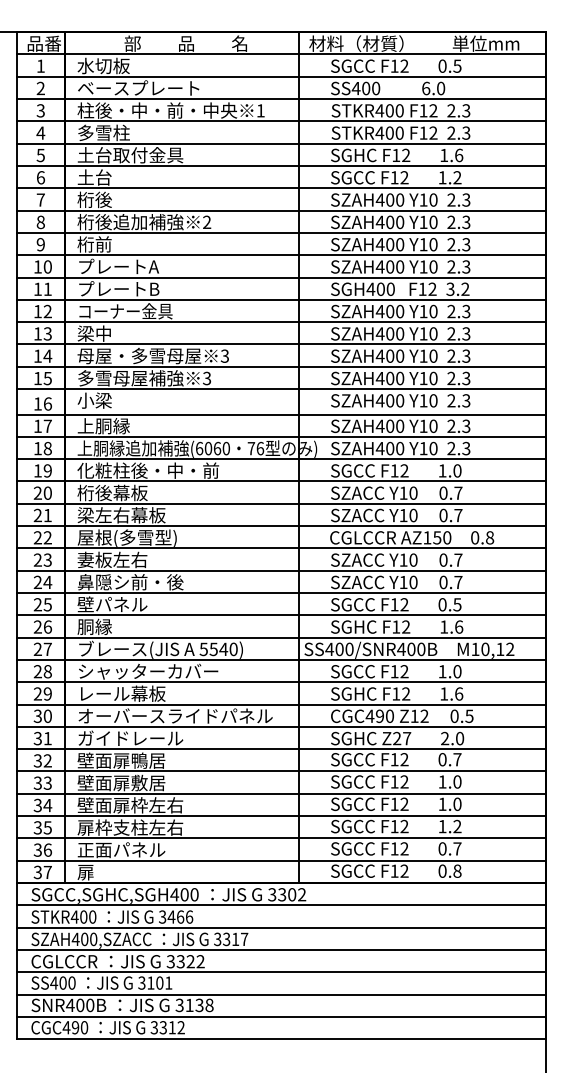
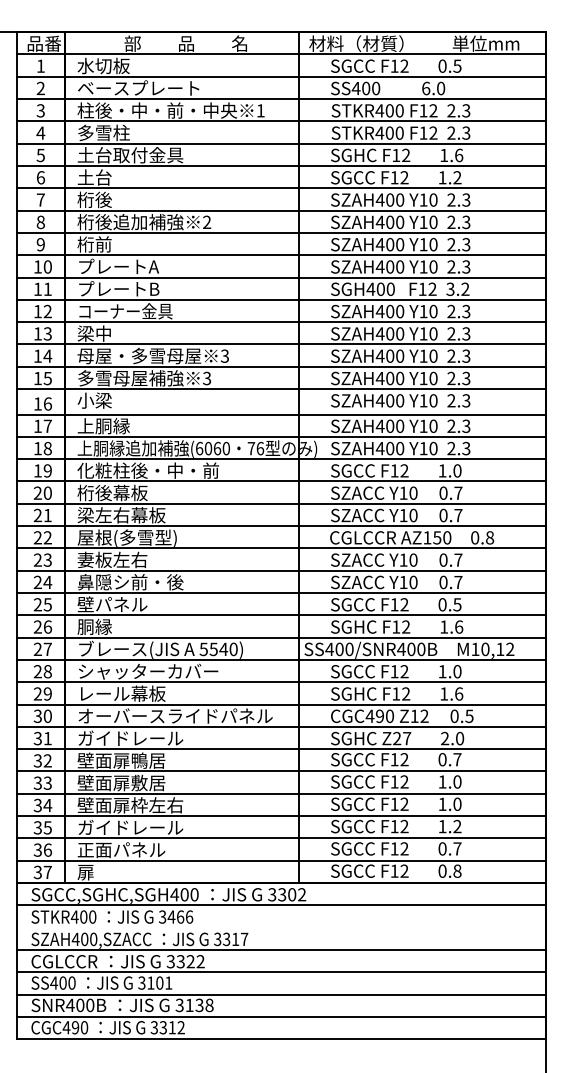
text: 扉枠支柱左右 -> ガイドレール (130, 827)
line: present -> none (281, 927)
